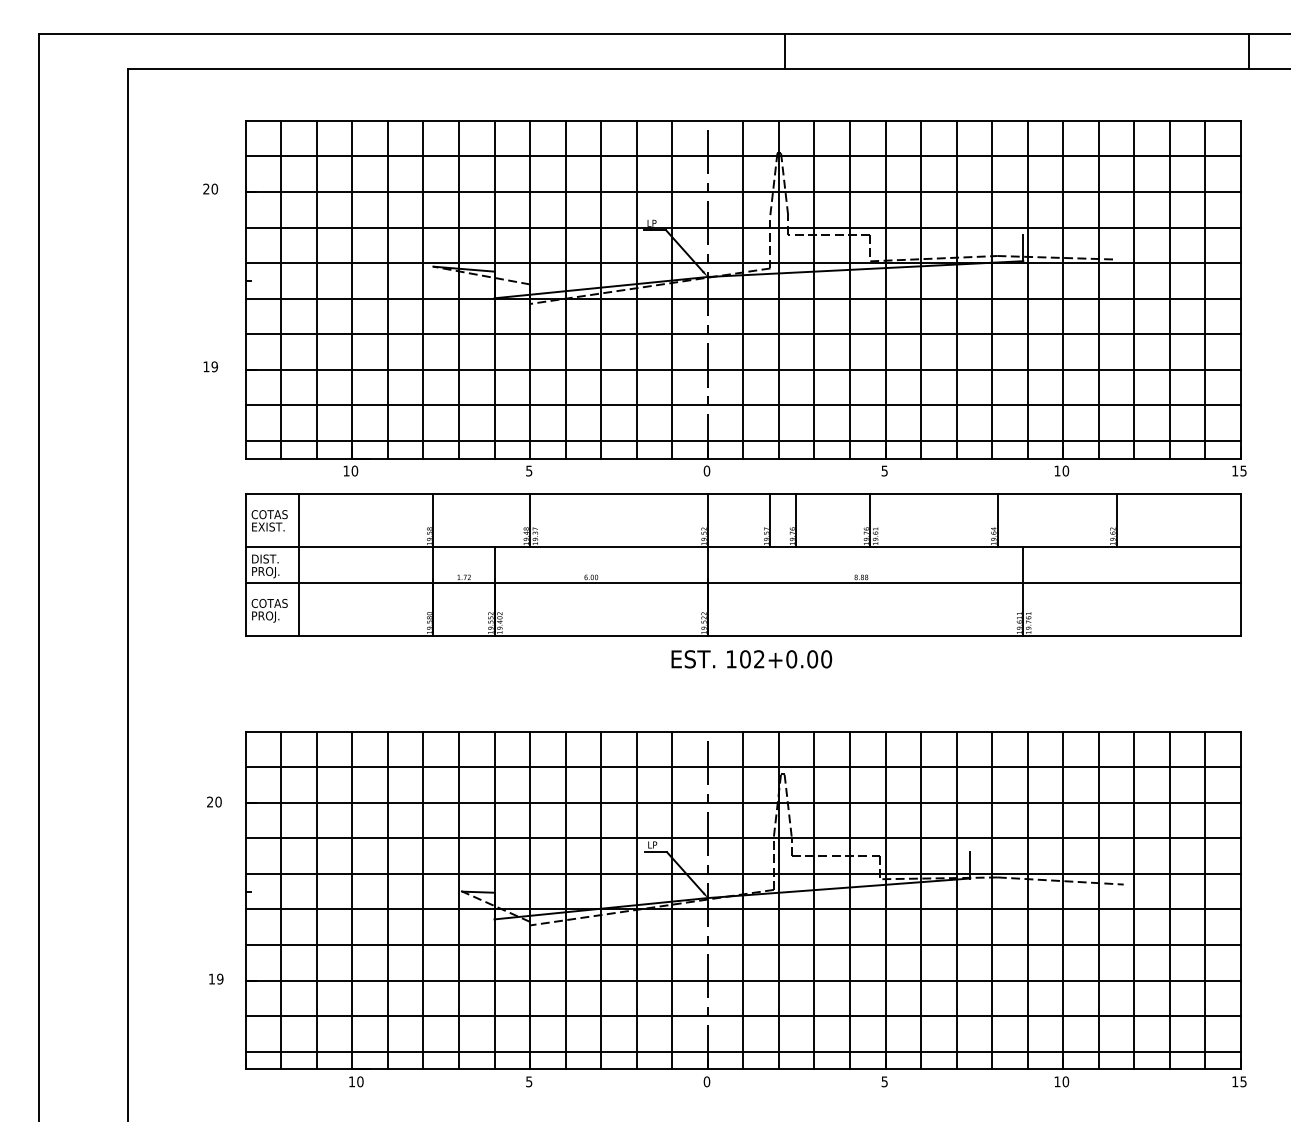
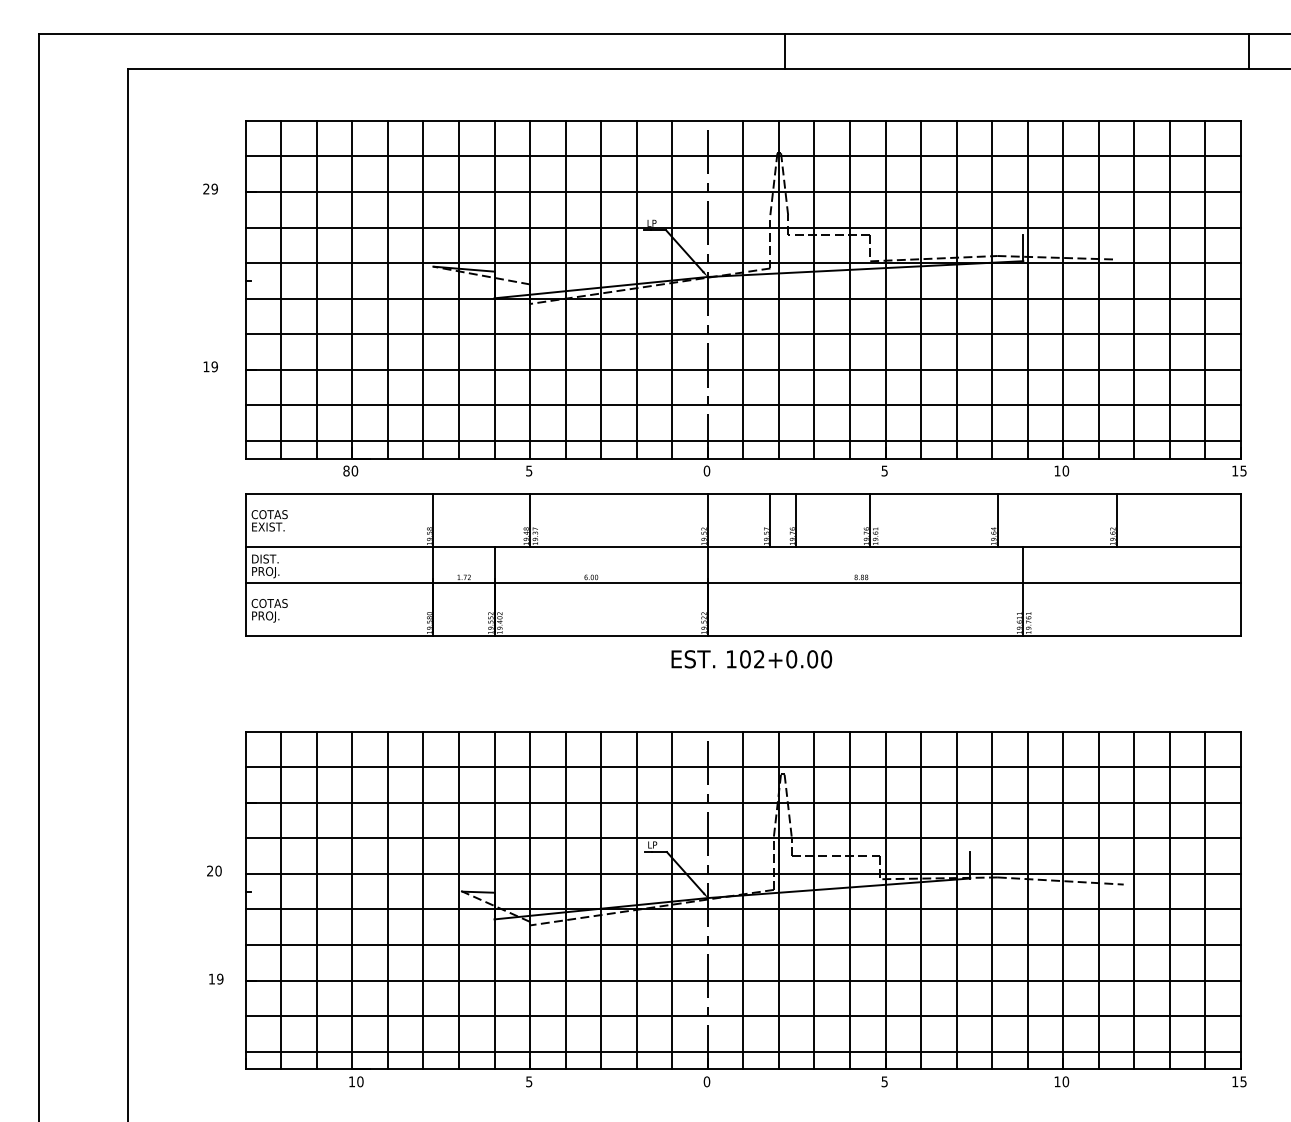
text: 20 -> 29 (214, 189)
text: 10 -> 80 (346, 470)
line: present -> none (299, 565)
text position: (214, 801) -> (214, 870) (214, 870)
